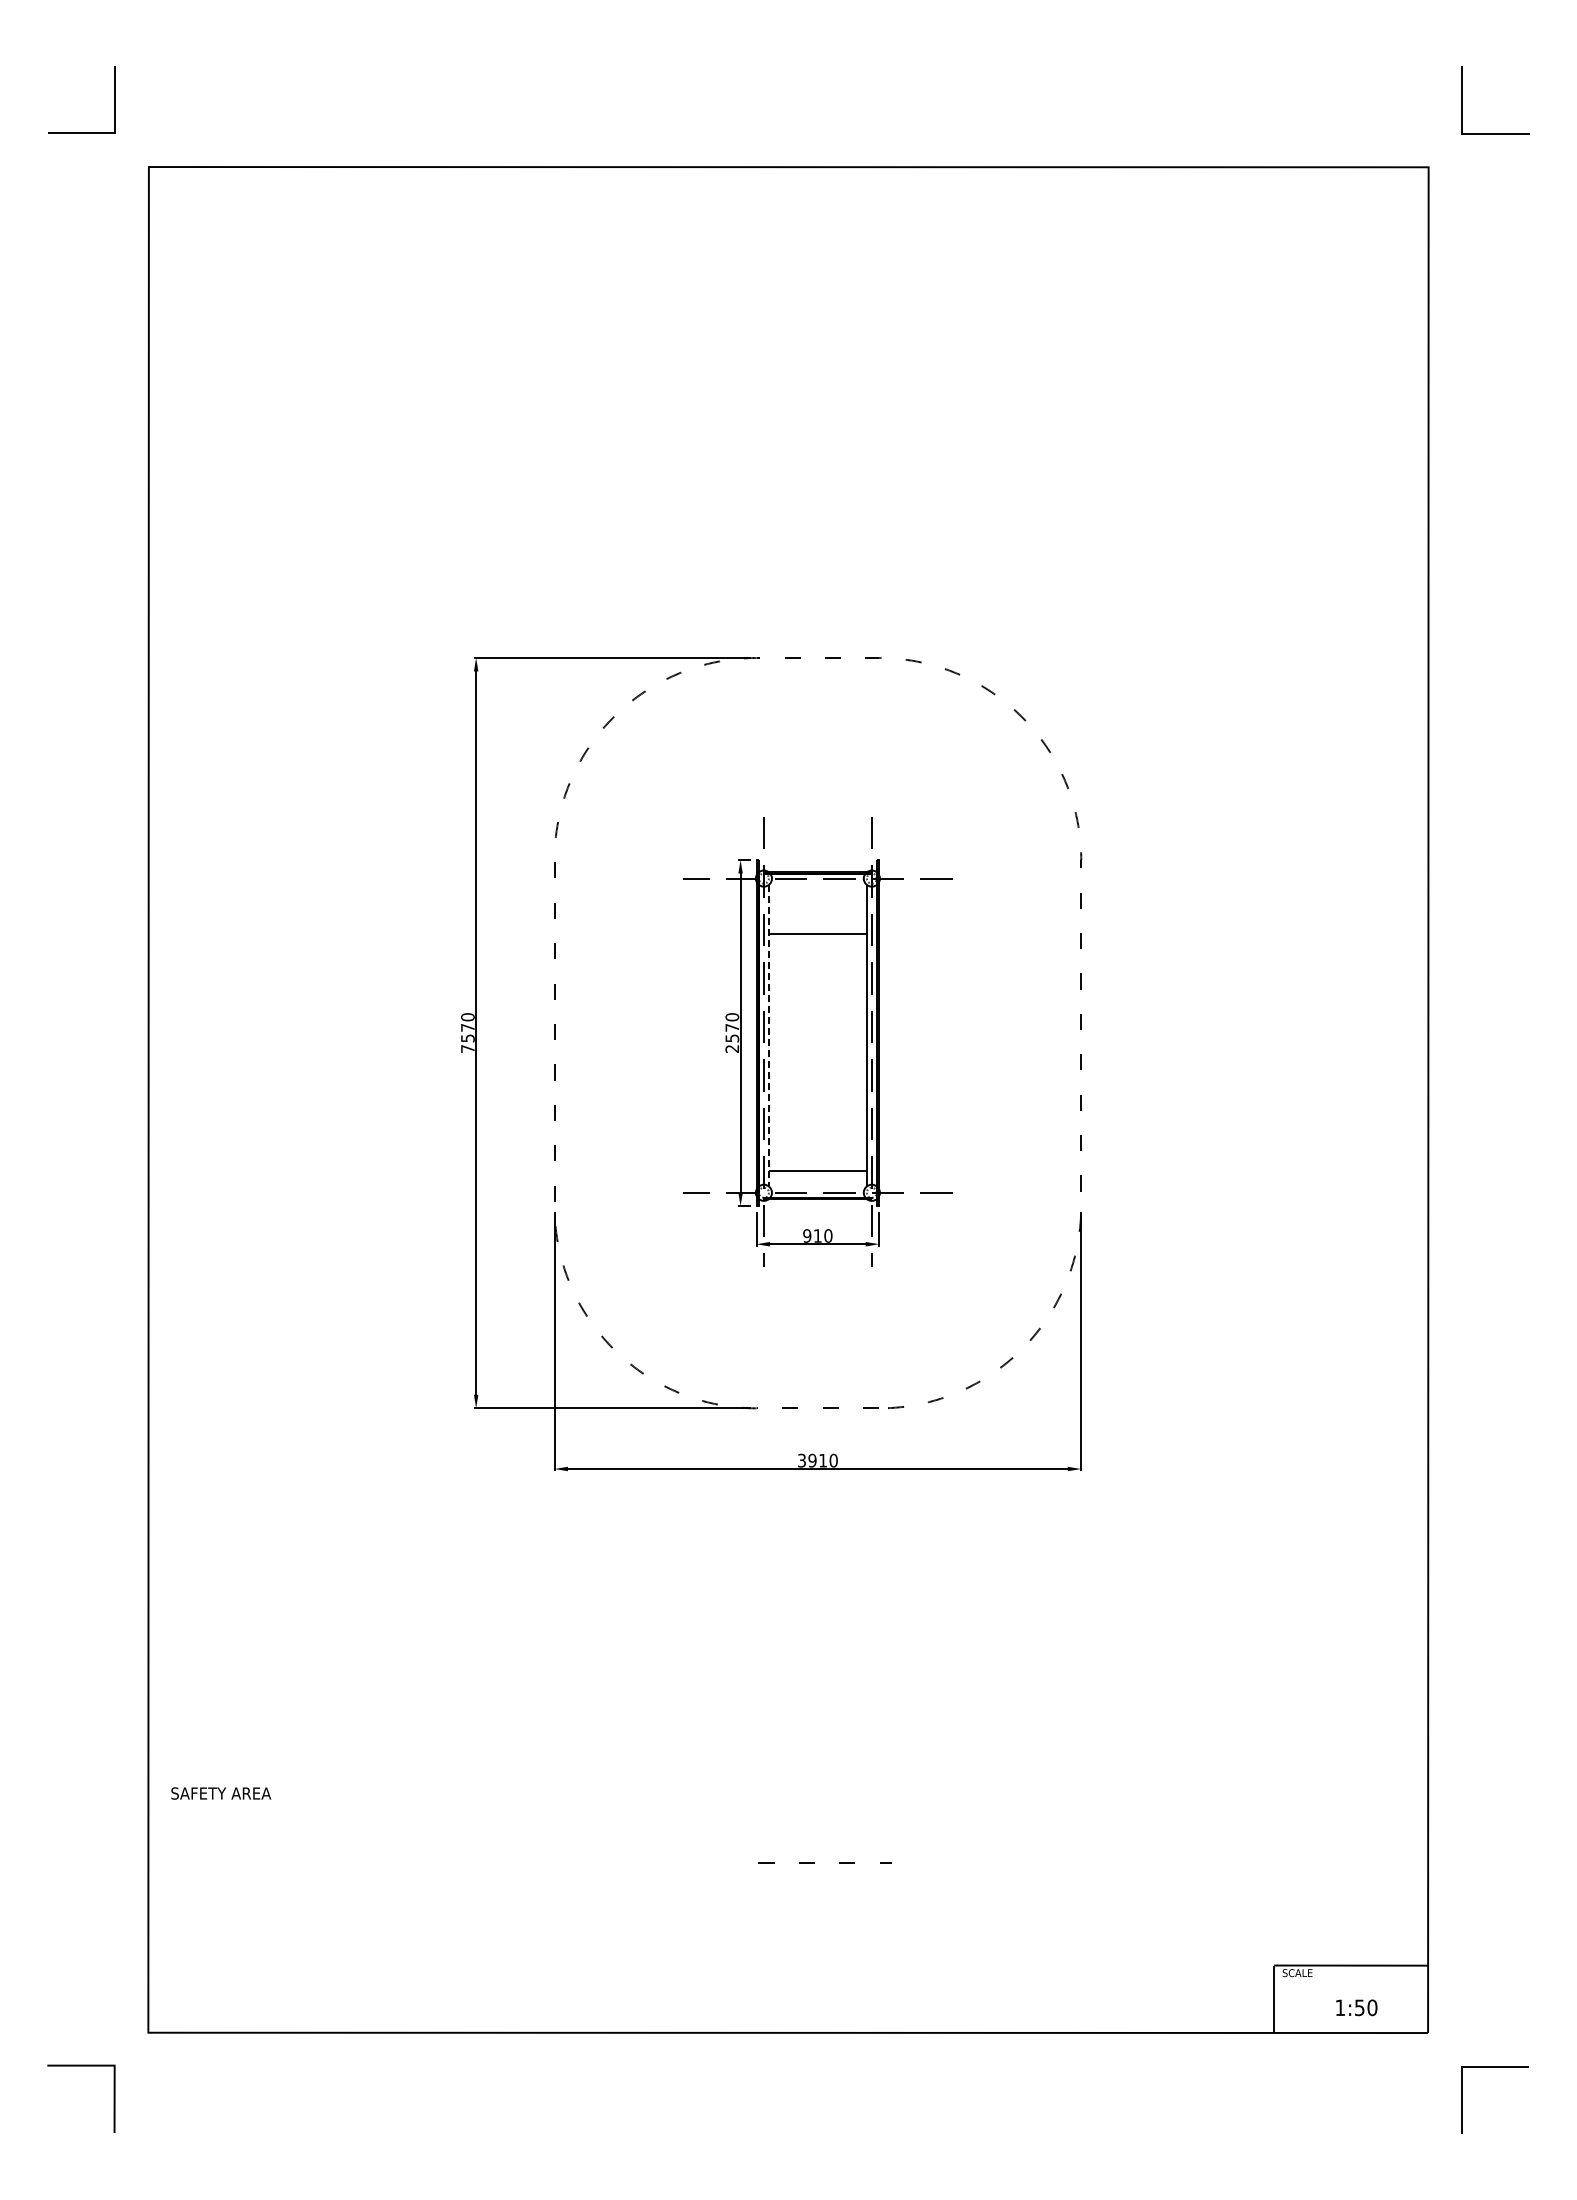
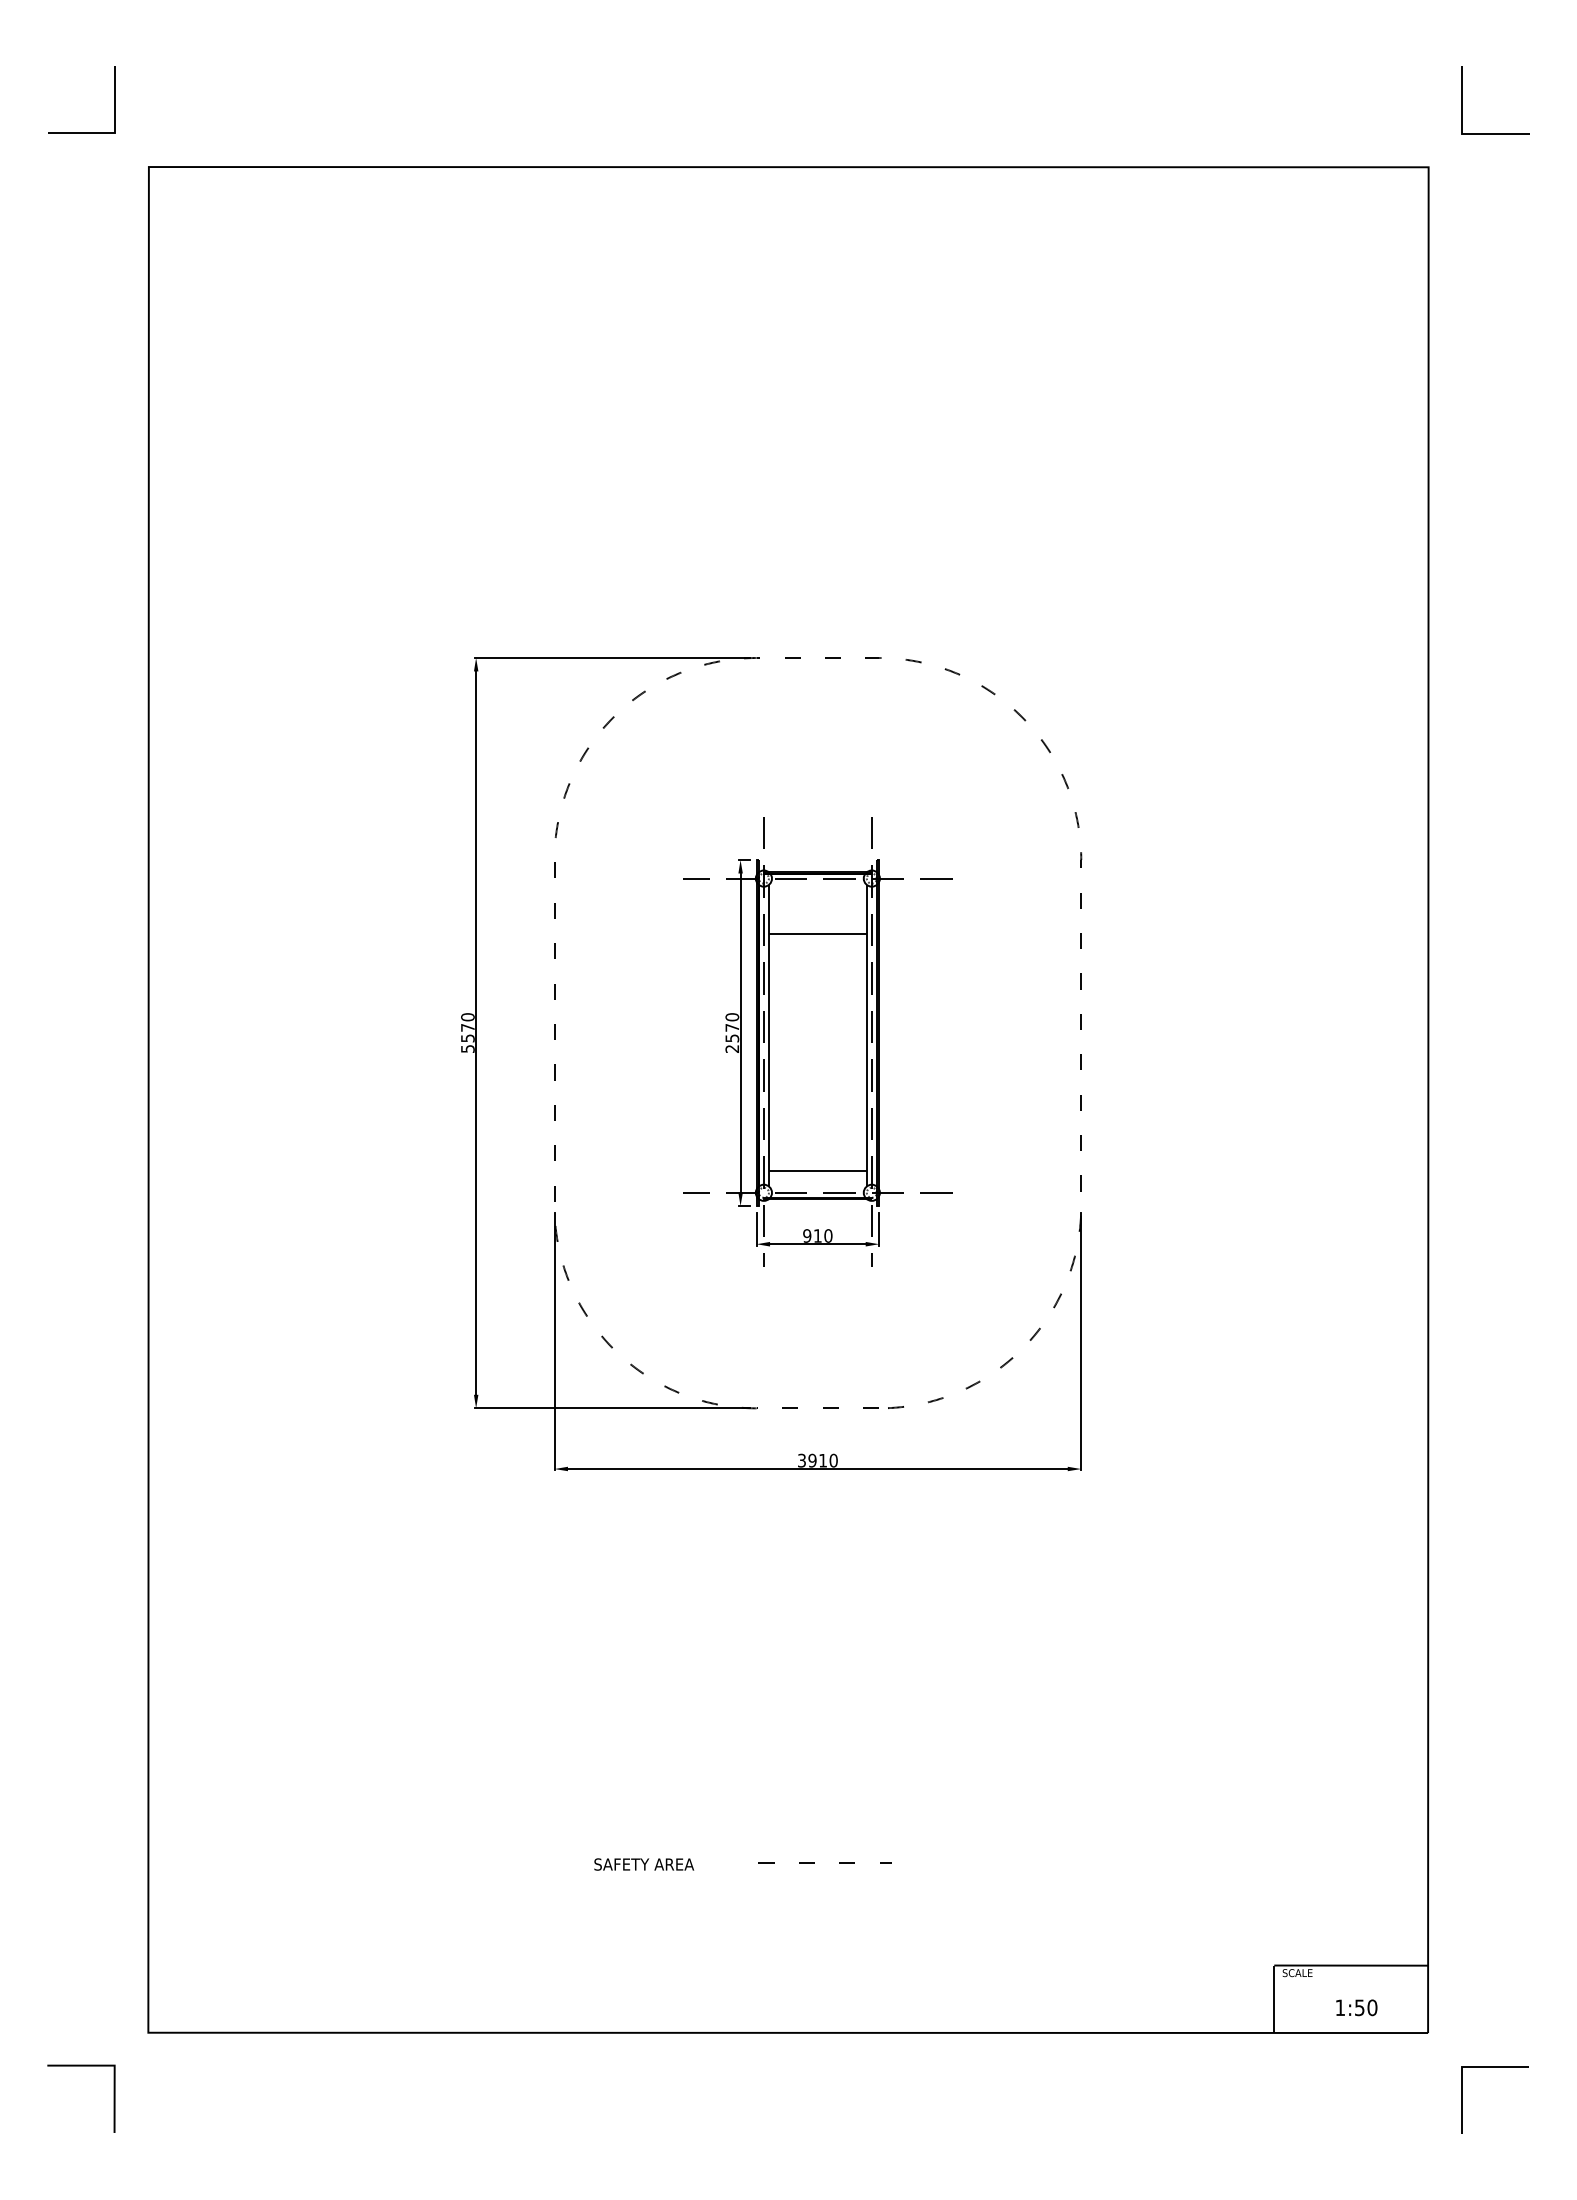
line: dashed -> solid (768, 1035)
text: 7570 -> 5570 (467, 1048)
text position: (221, 1793) -> (644, 1864) (644, 1864)
